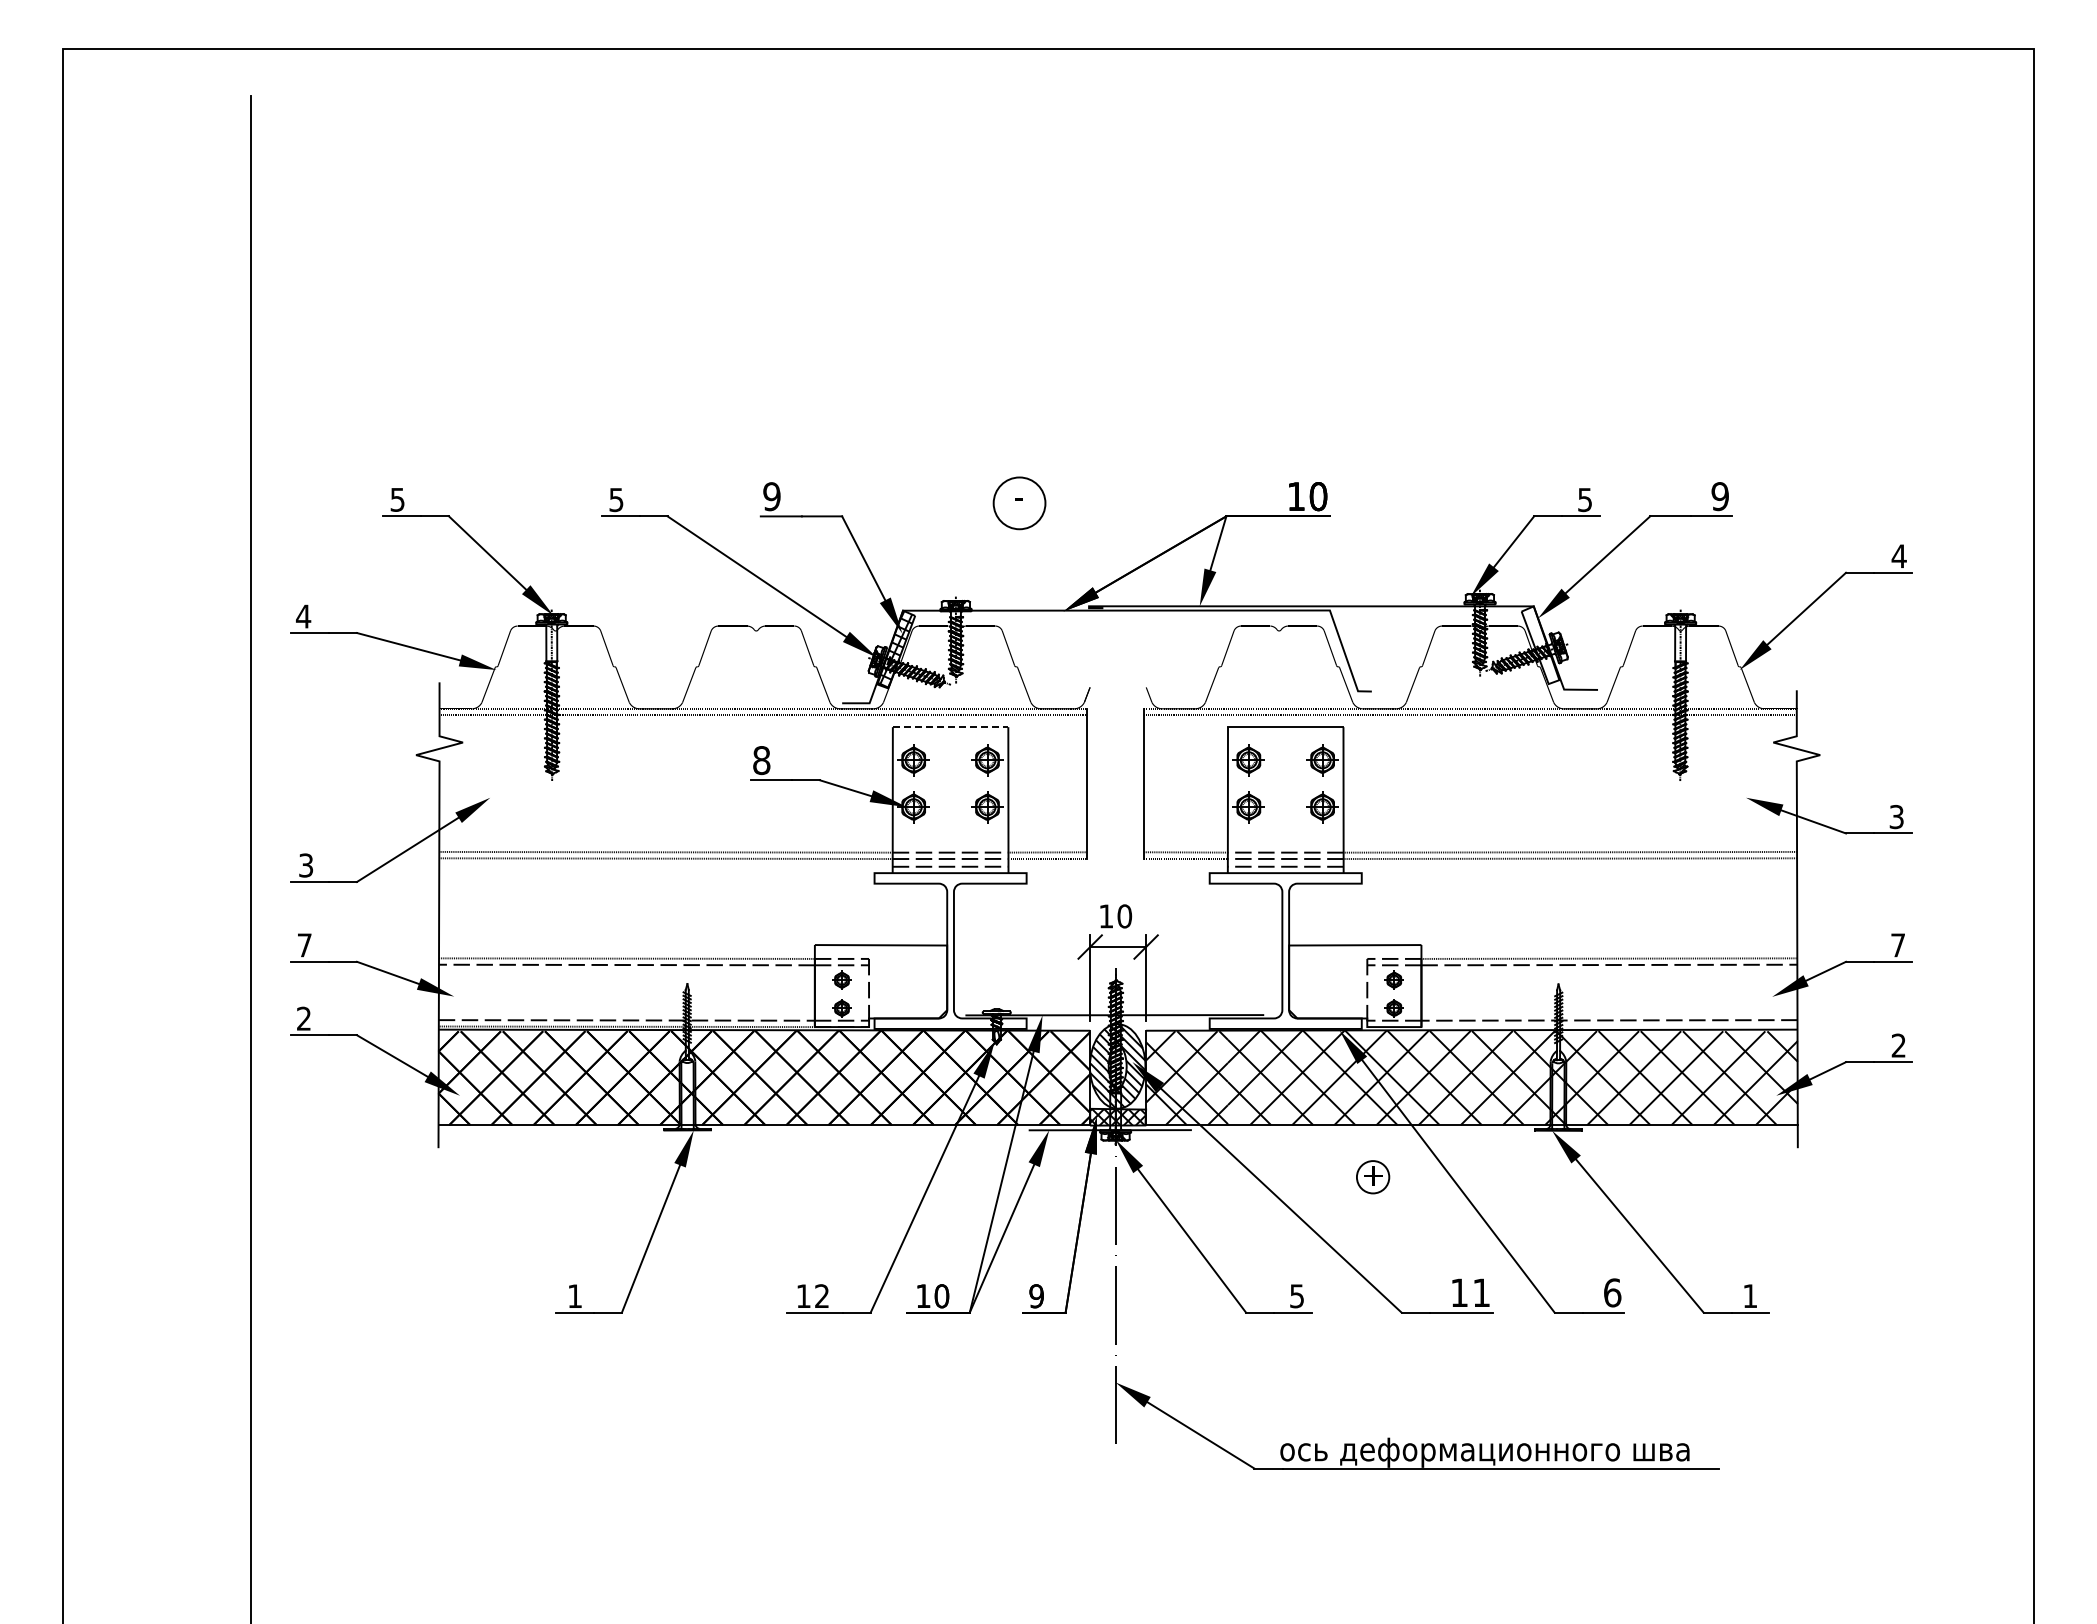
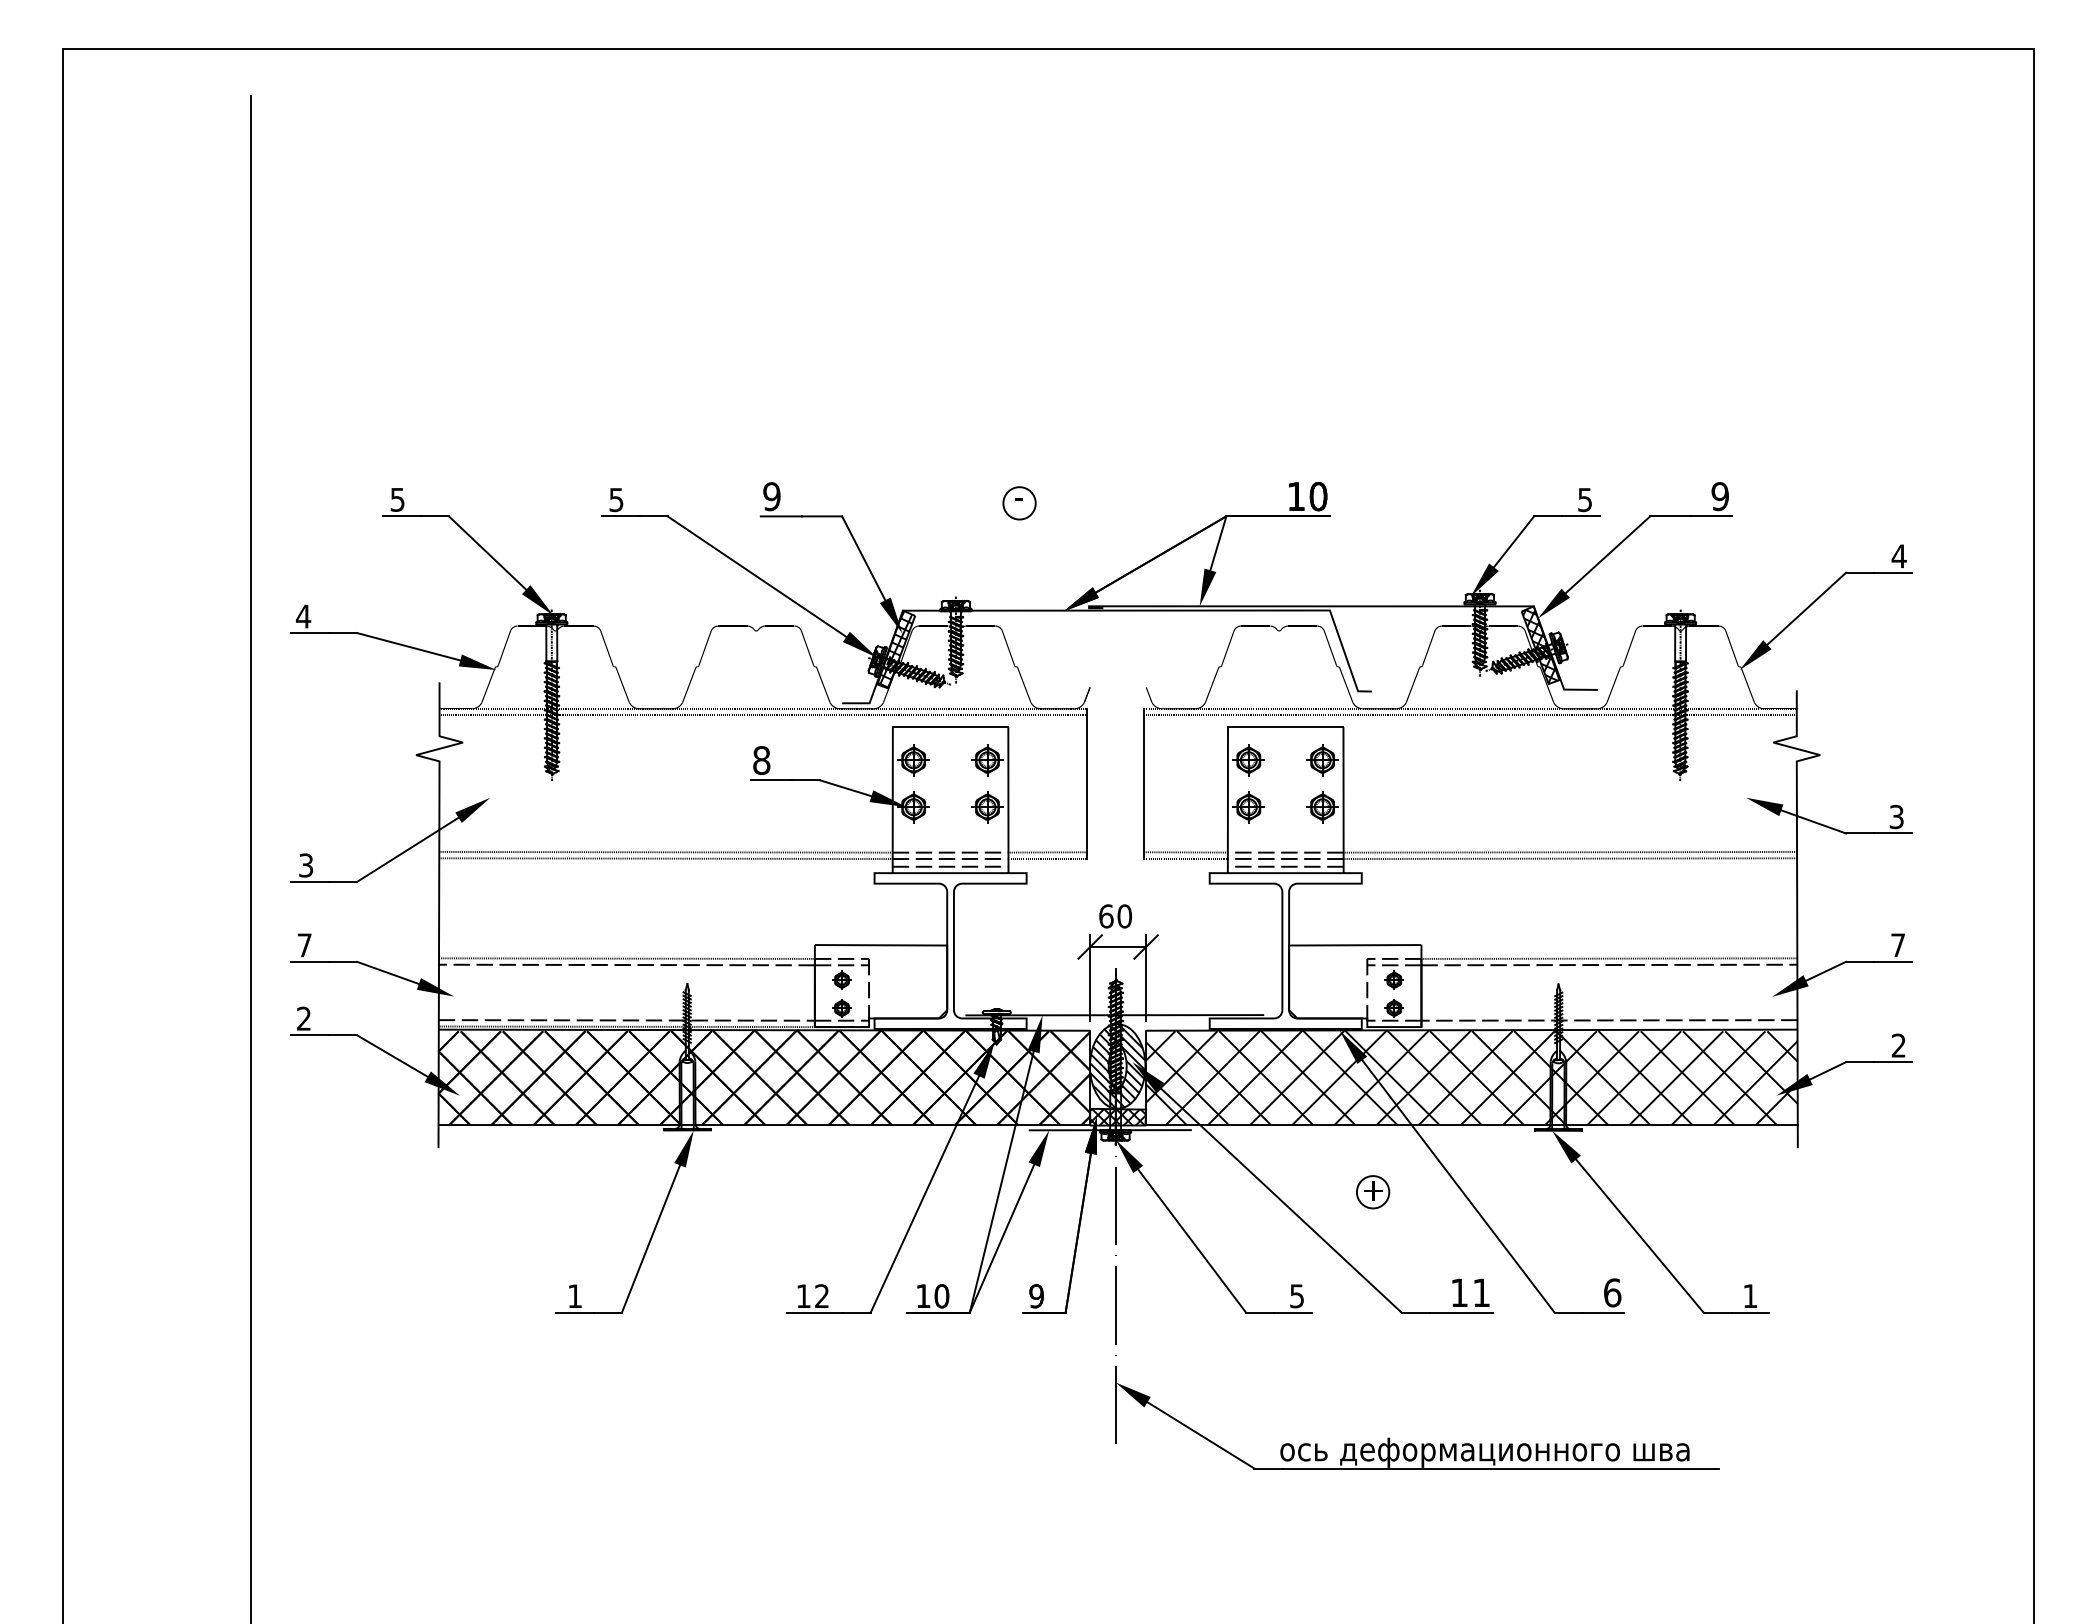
circle diameter: 52 px -> 32 px (1019, 503)
hatch: none -> present (1541, 646)
line: dashed -> solid (950, 727)
text: 10 -> 60 (1106, 916)
part position: (1373, 1177) -> (1373, 1192) (1373, 1192)
